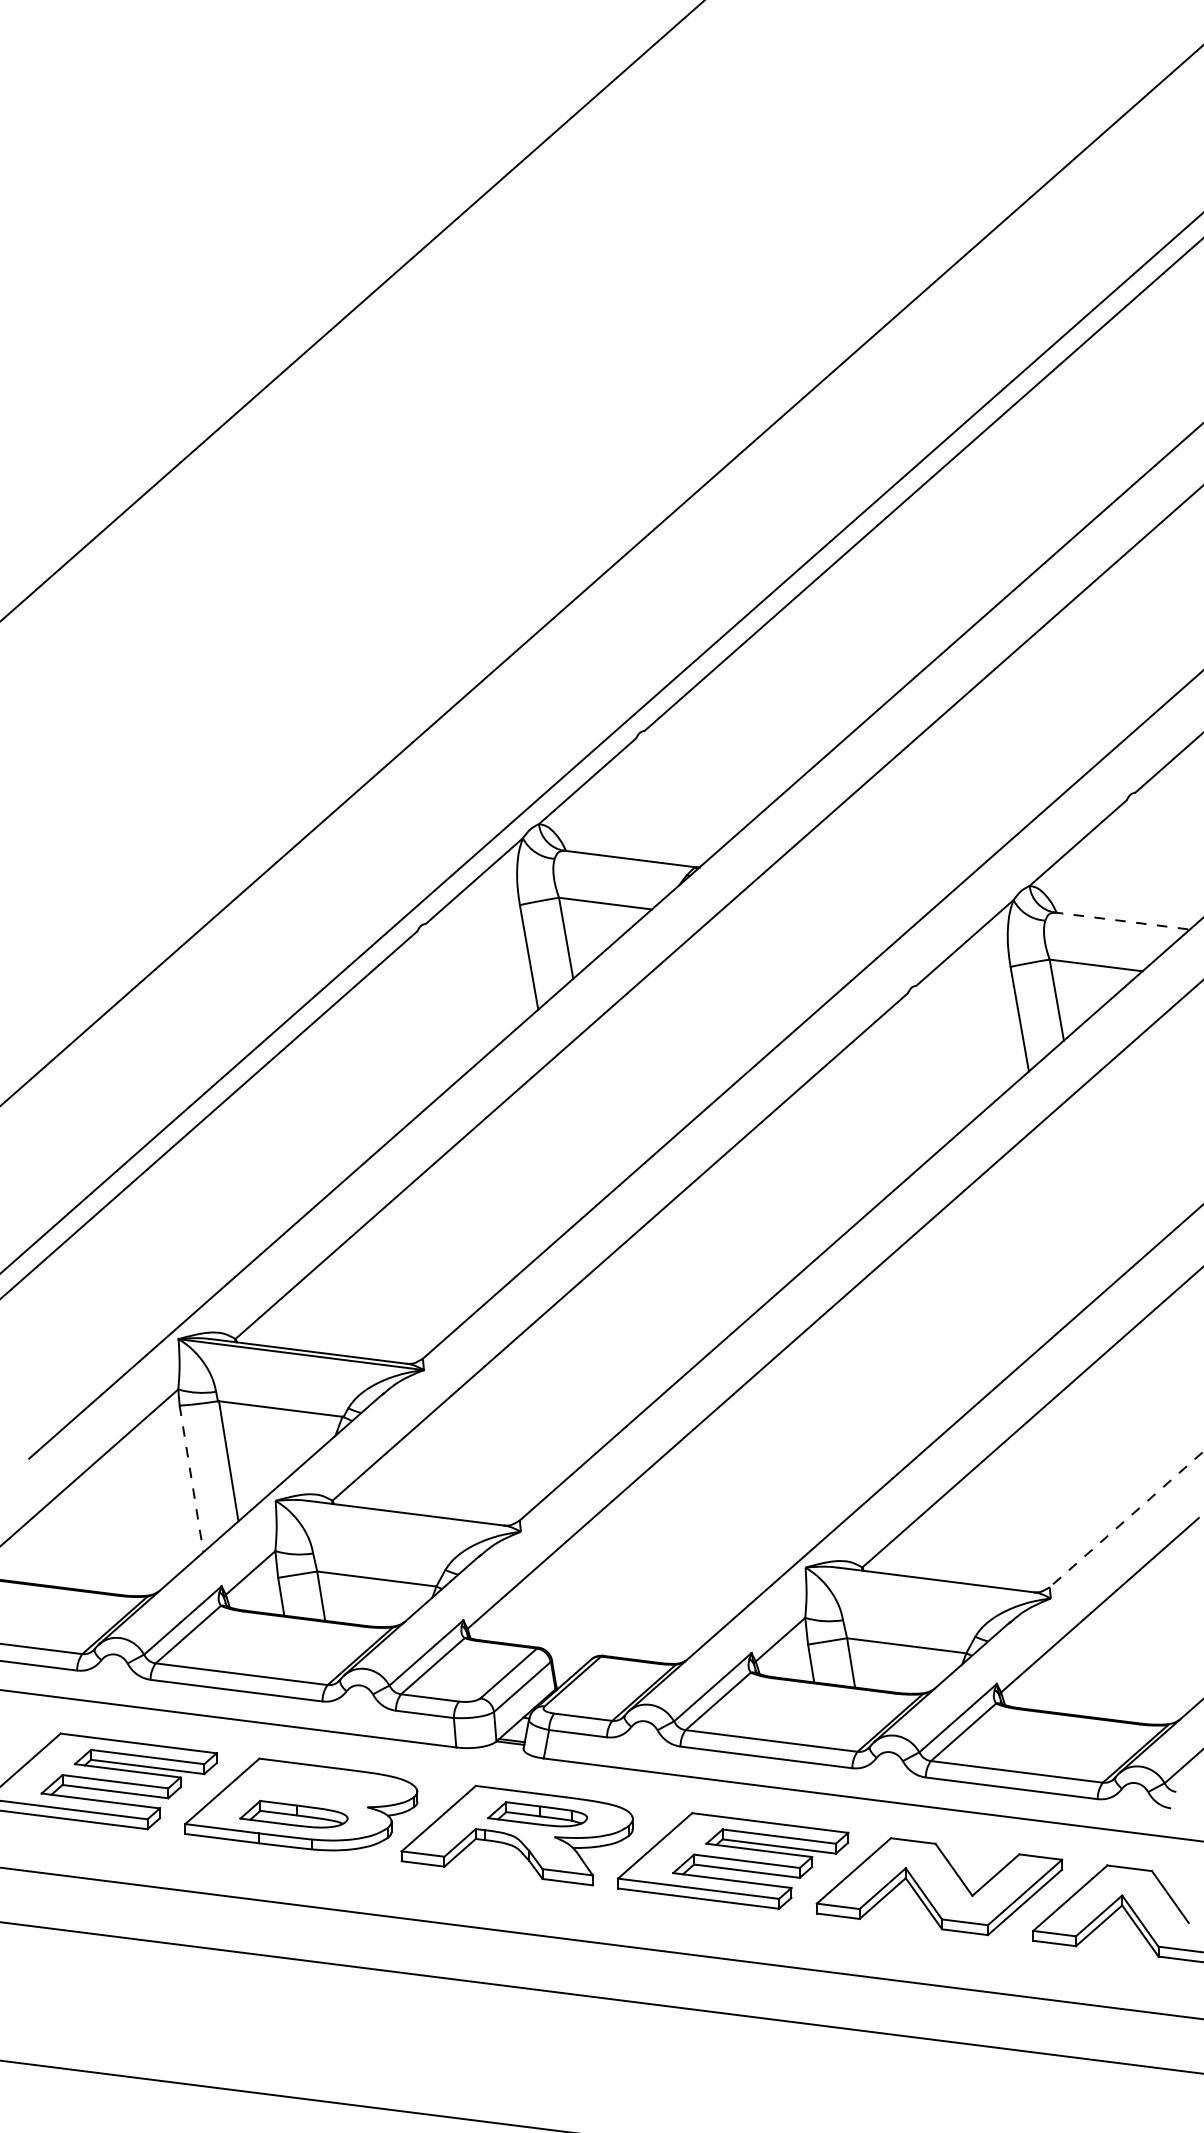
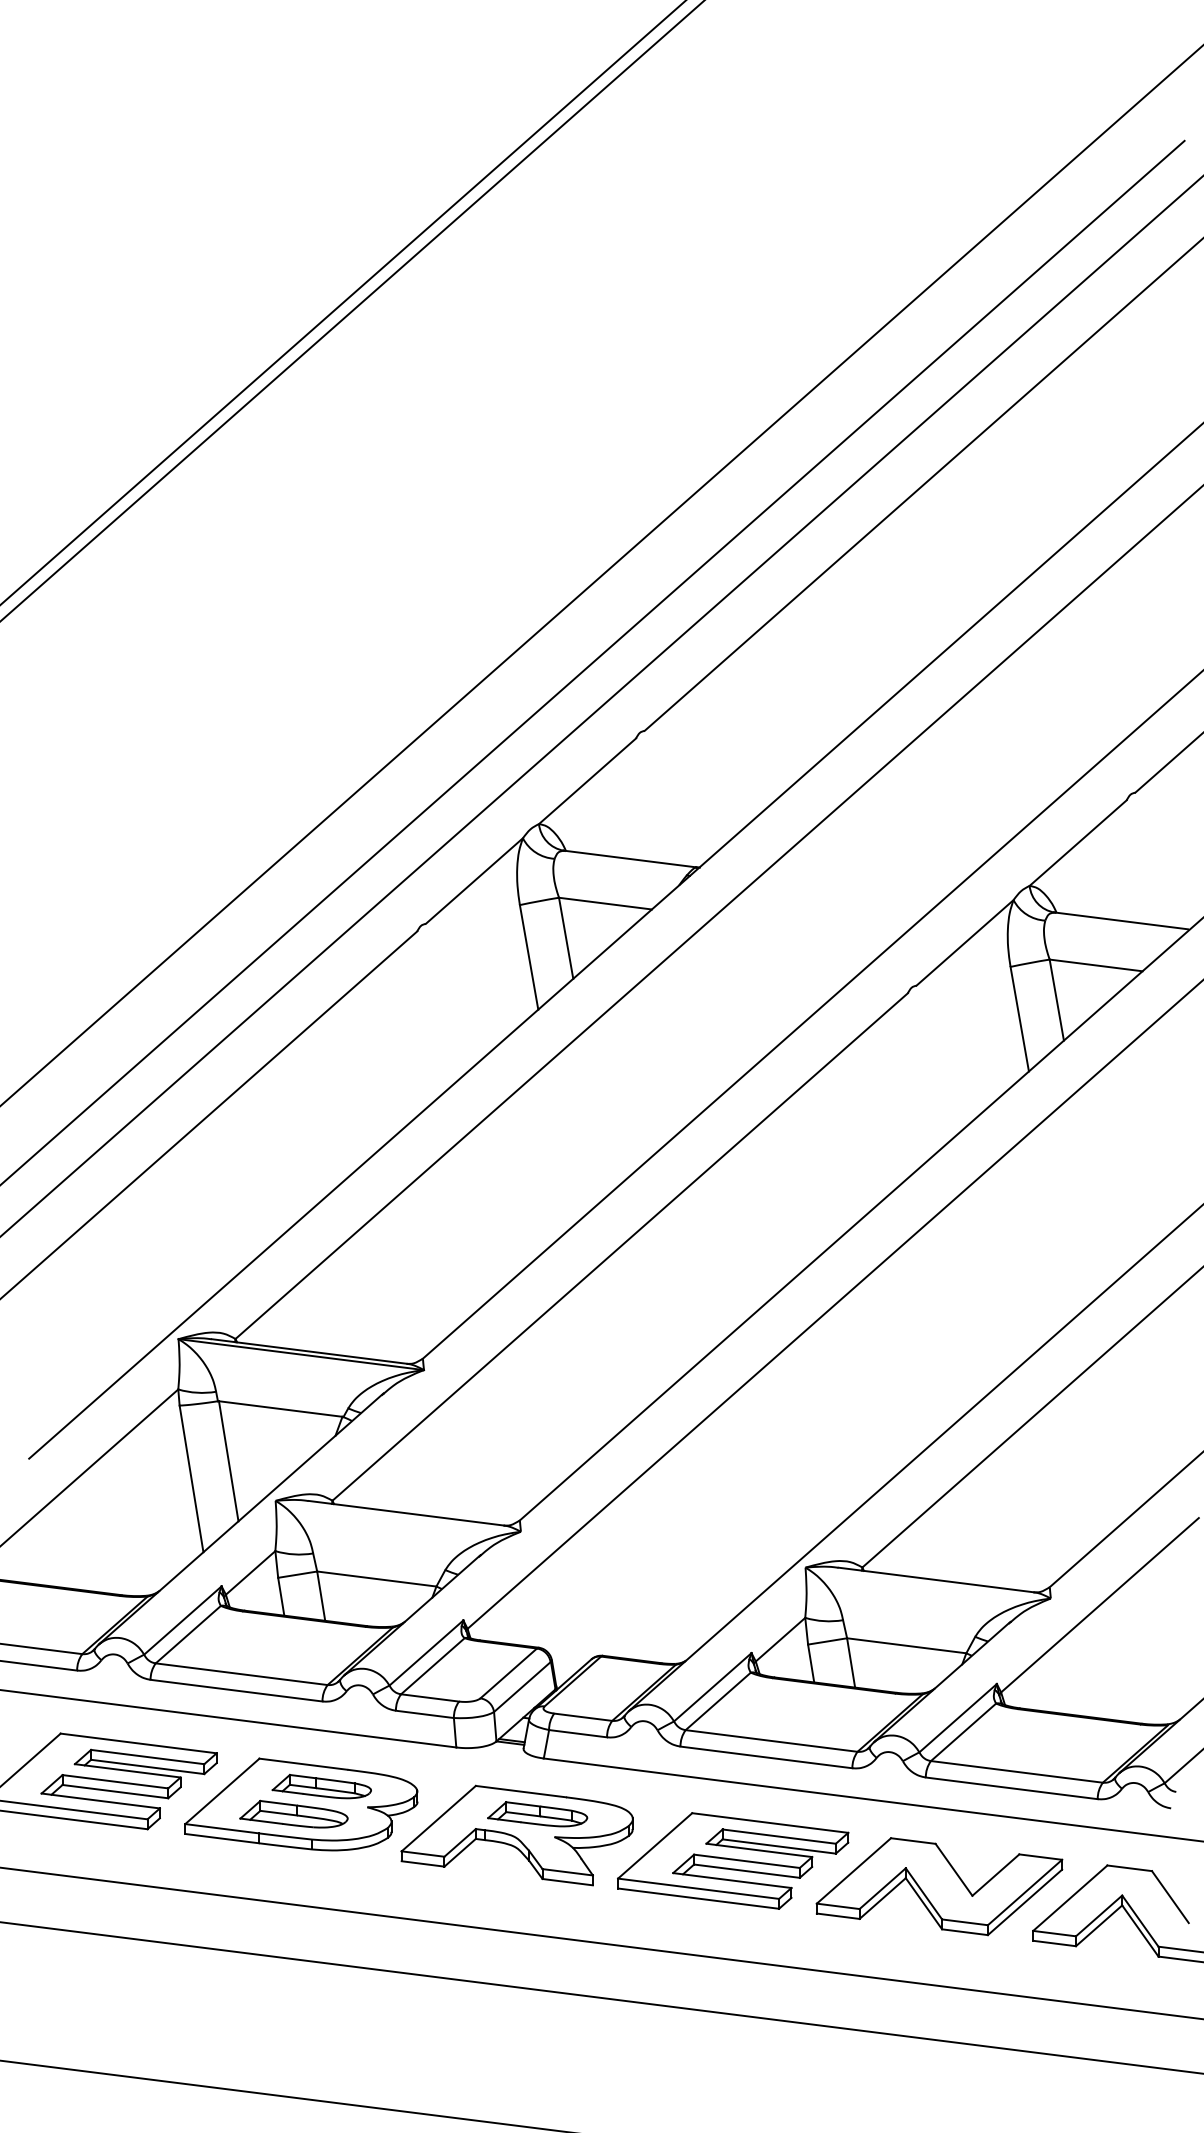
line: none -> present (342, 302)
line: none -> present (593, 661)
line position: (601, 743) -> (601, 706) (601, 706)
line: dashed -> solid (1121, 920)
line: dashed -> solid (191, 1479)
line: dashed -> solid (1126, 1519)
part: none -> present (321, 1786)
